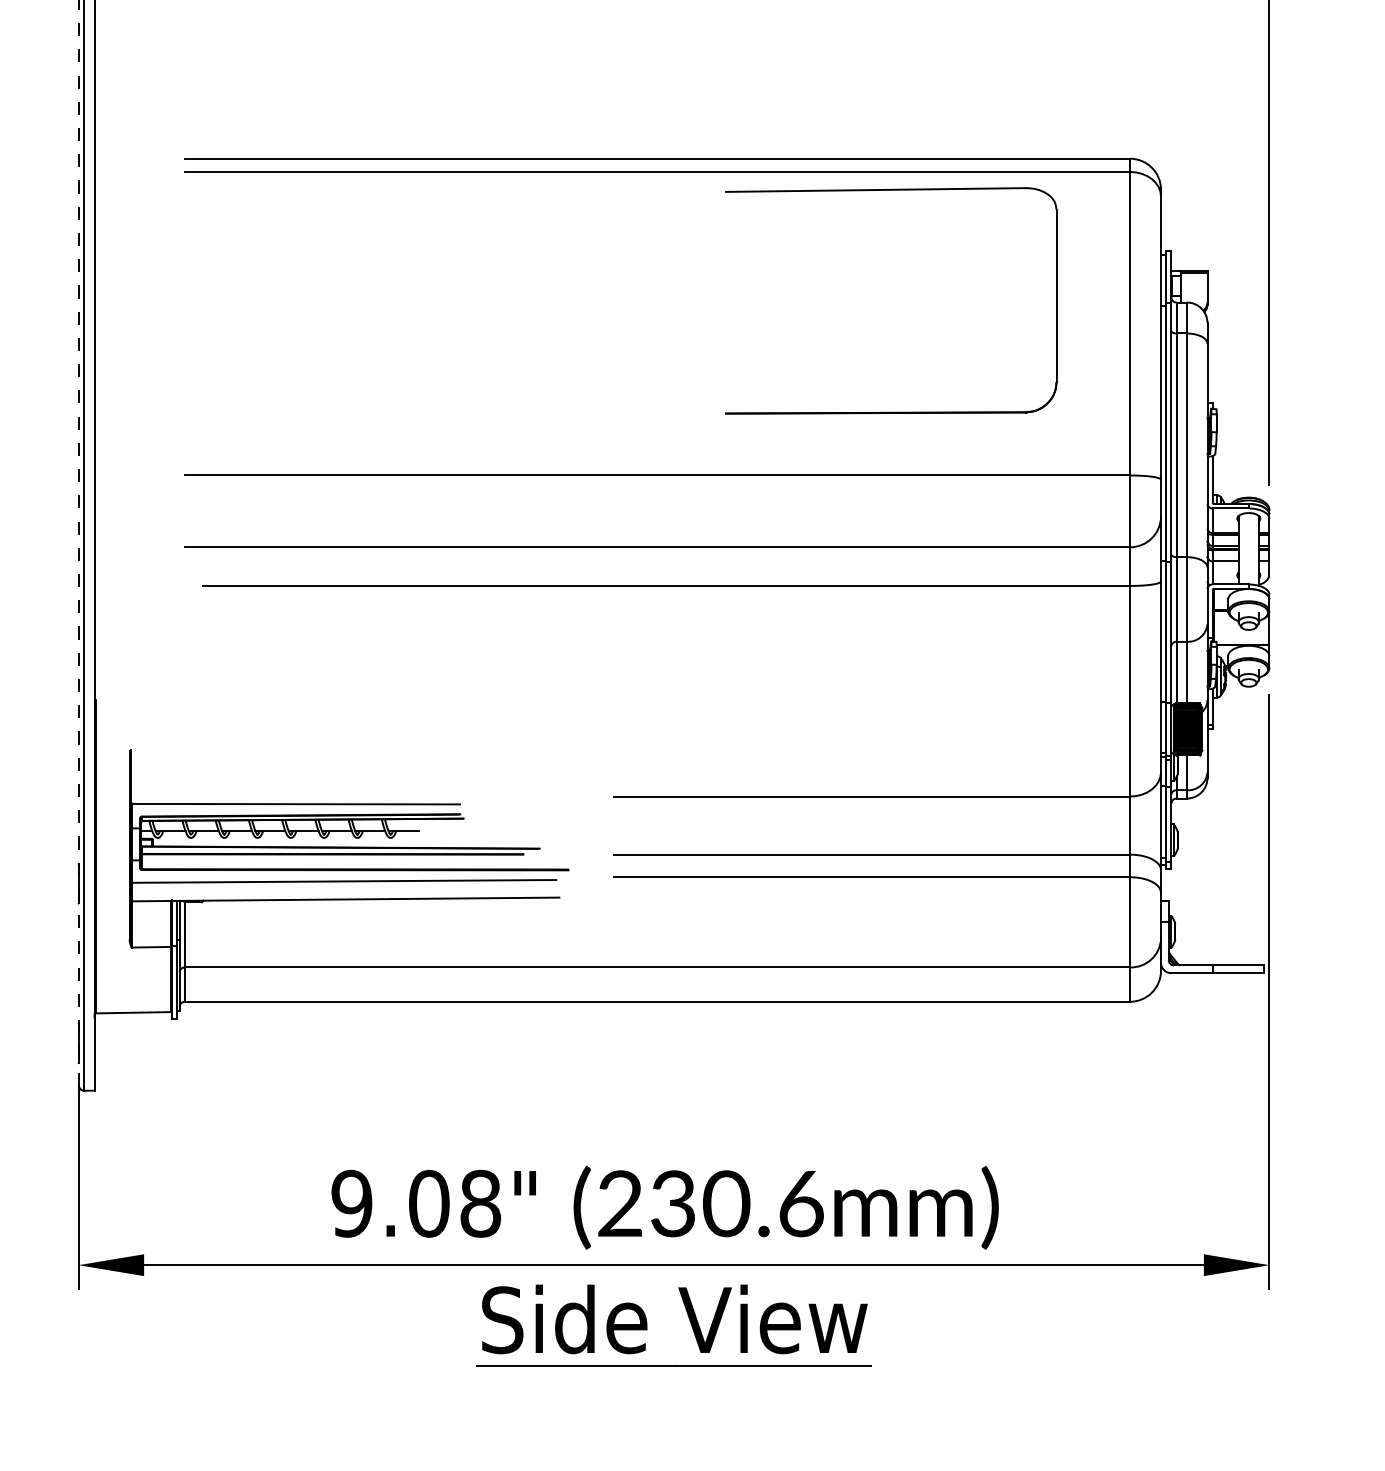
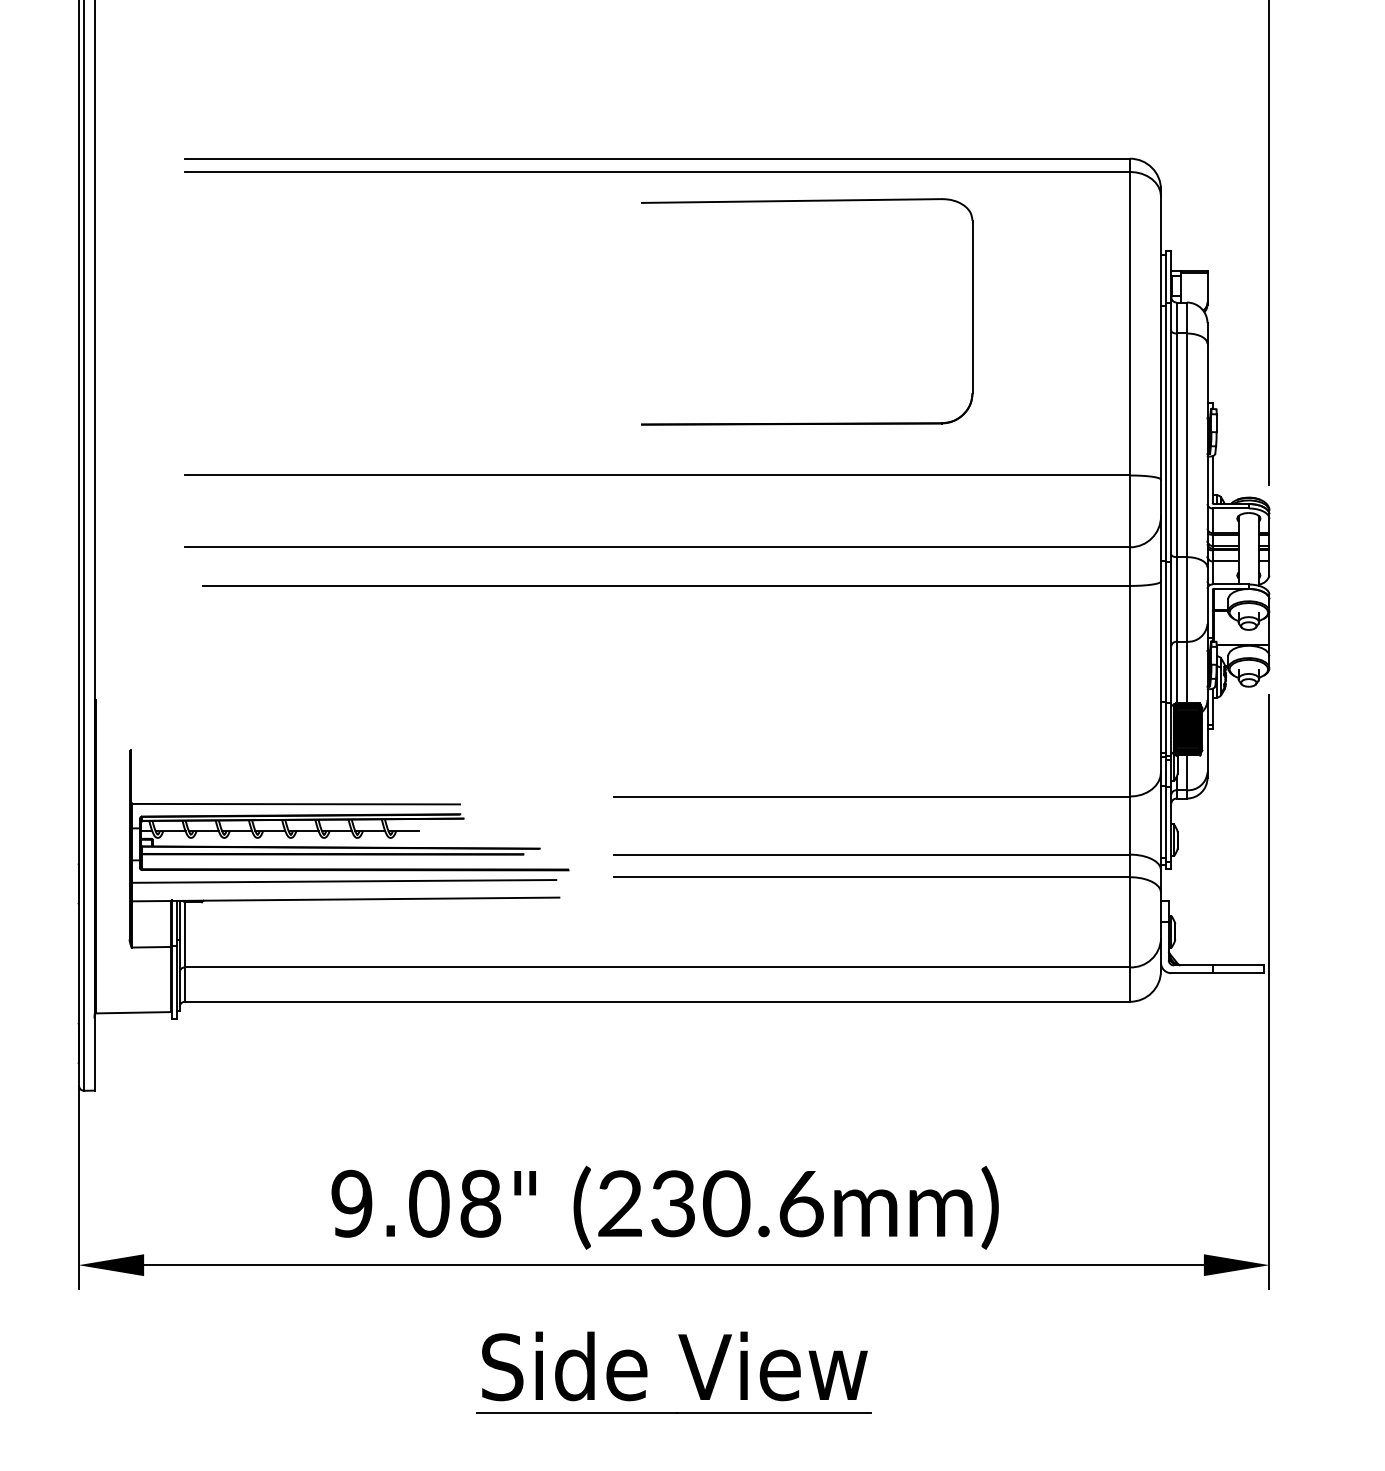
part position: (891, 190) -> (807, 201) (807, 201)
line: dashed -> solid (79, 542)
part position: (689, 1321) -> (689, 1368) (689, 1368)
